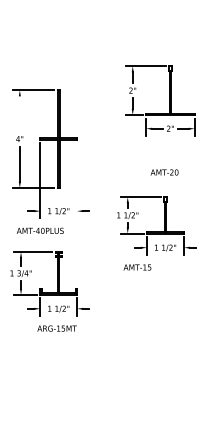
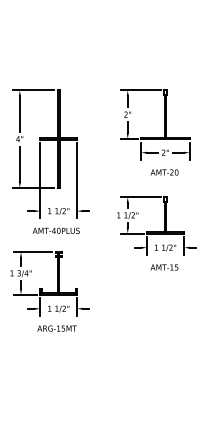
part position: (169, 100) -> (164, 124) (164, 124)
line: none -> present (19, 113)
line: none -> present (77, 180)
text position: (39, 230) -> (55, 230) (55, 230)
text position: (137, 267) -> (164, 267) (164, 267)
